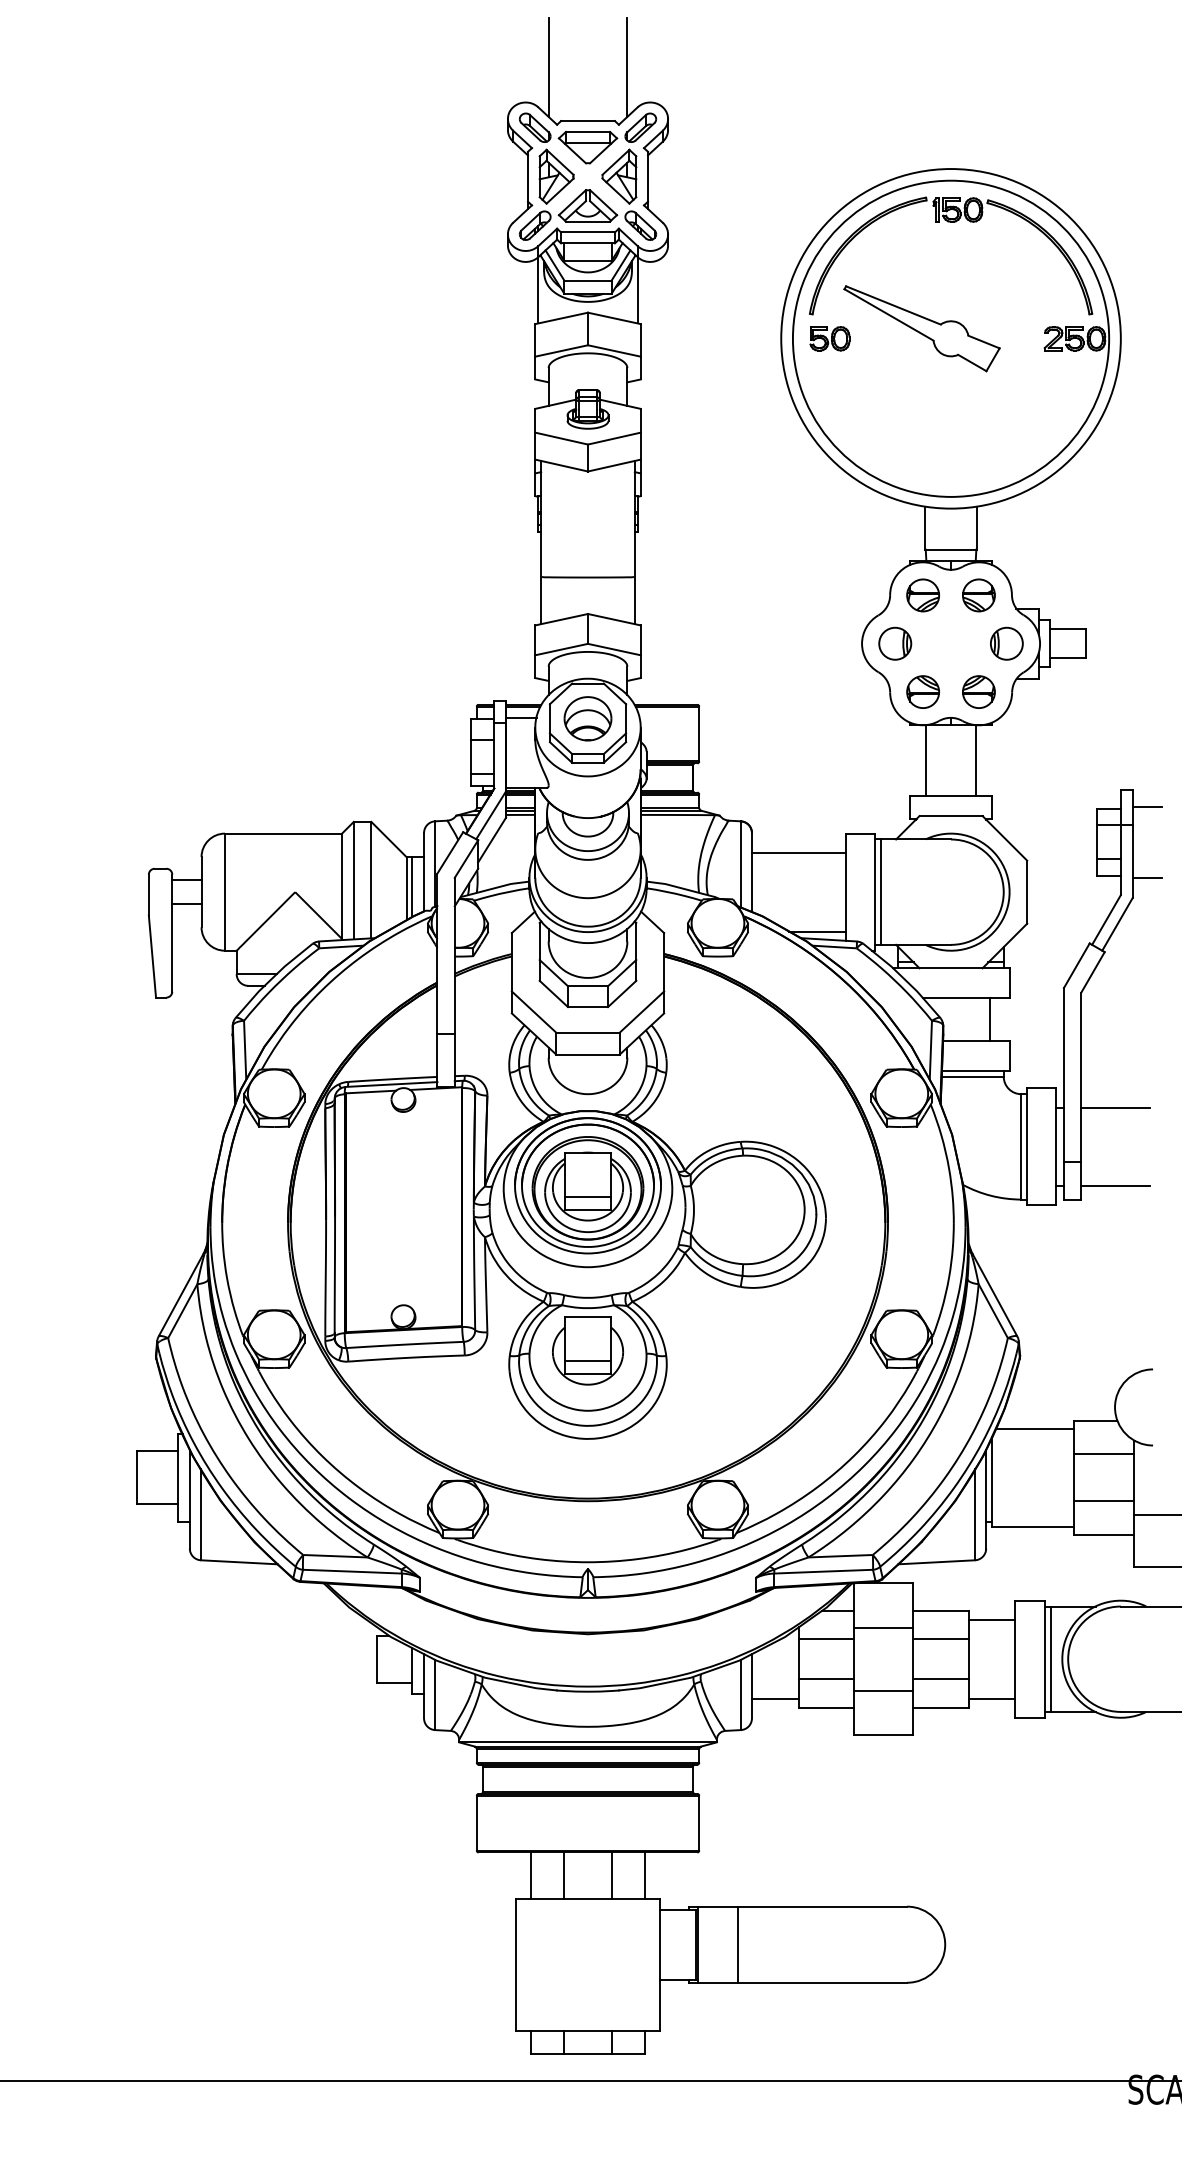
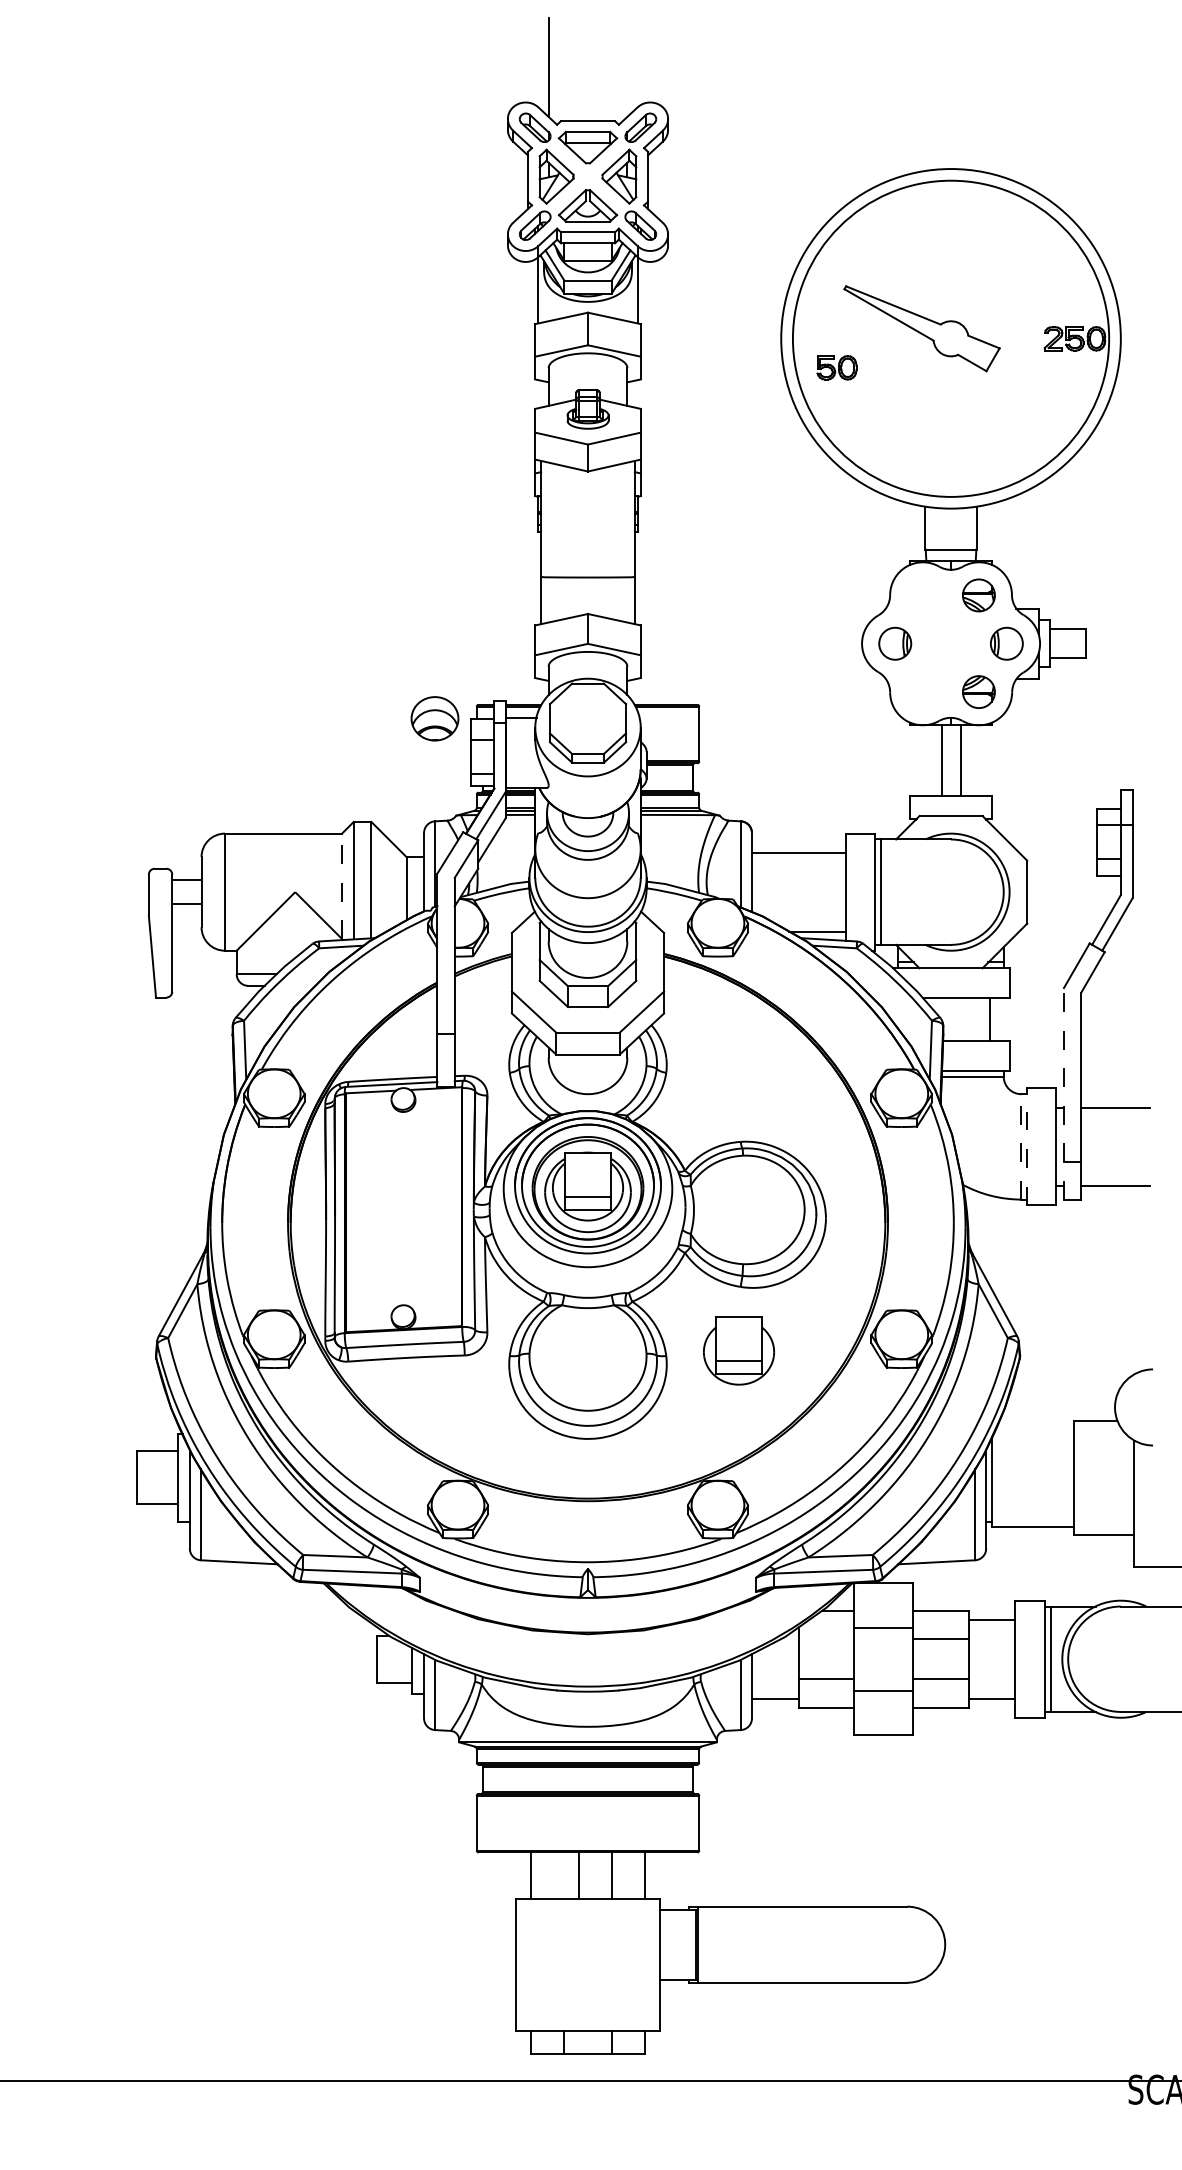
line: present -> none (627, 66)
part: present -> none (951, 222)
part position: (829, 338) -> (836, 367) (836, 367)
part: present -> none (922, 595)
part: present -> none (922, 691)
part position: (587, 718) -> (434, 718) (434, 718)
line position: (925, 760) -> (960, 760) (960, 760)
line position: (976, 760) -> (942, 760) (942, 760)
line: present -> none (1146, 807)
line: present -> none (1146, 877)
line: solid -> dashed (342, 886)
line: present -> none (412, 886)
line: solid -> dashed (1063, 1093)
line: solid -> dashed (1021, 1146)
line: solid -> dashed (1027, 1146)
part position: (587, 1350) -> (738, 1350) (738, 1350)
line: present -> none (1034, 1428)
line: present -> none (1104, 1454)
line: present -> none (1104, 1501)
line: present -> none (1156, 1514)
line: present -> none (826, 1639)
line position: (564, 1875) -> (579, 1875) (579, 1875)
line: present -> none (738, 1944)
